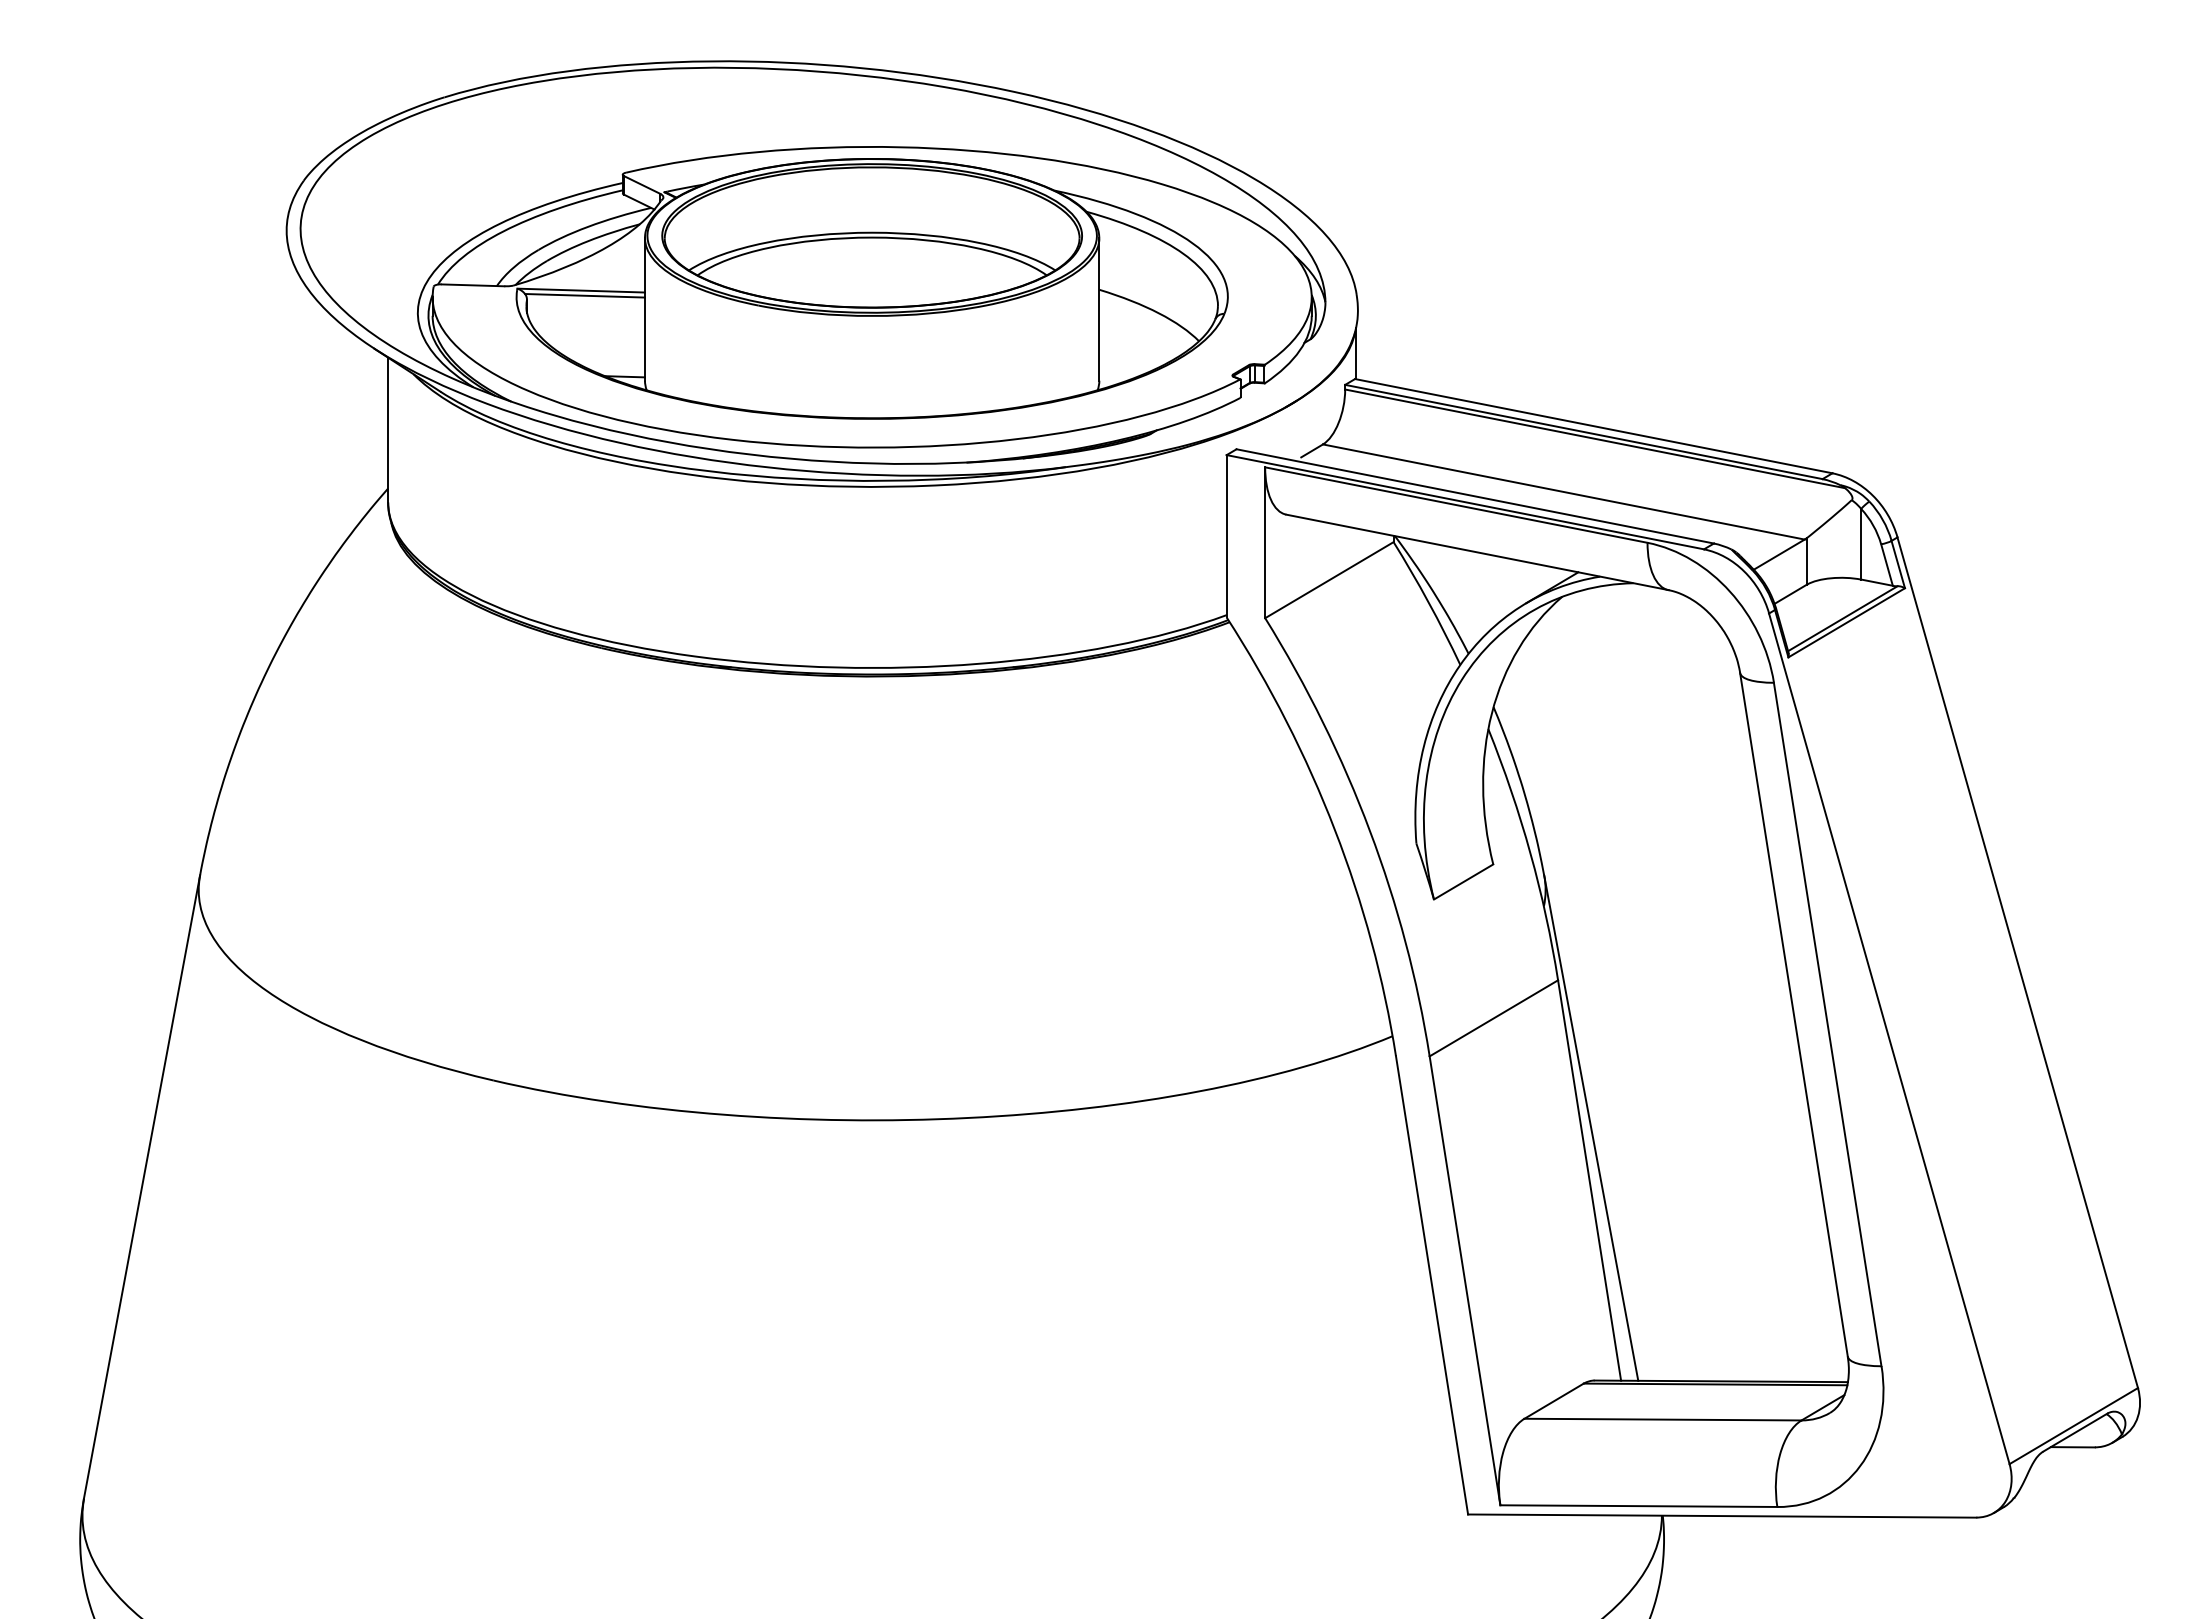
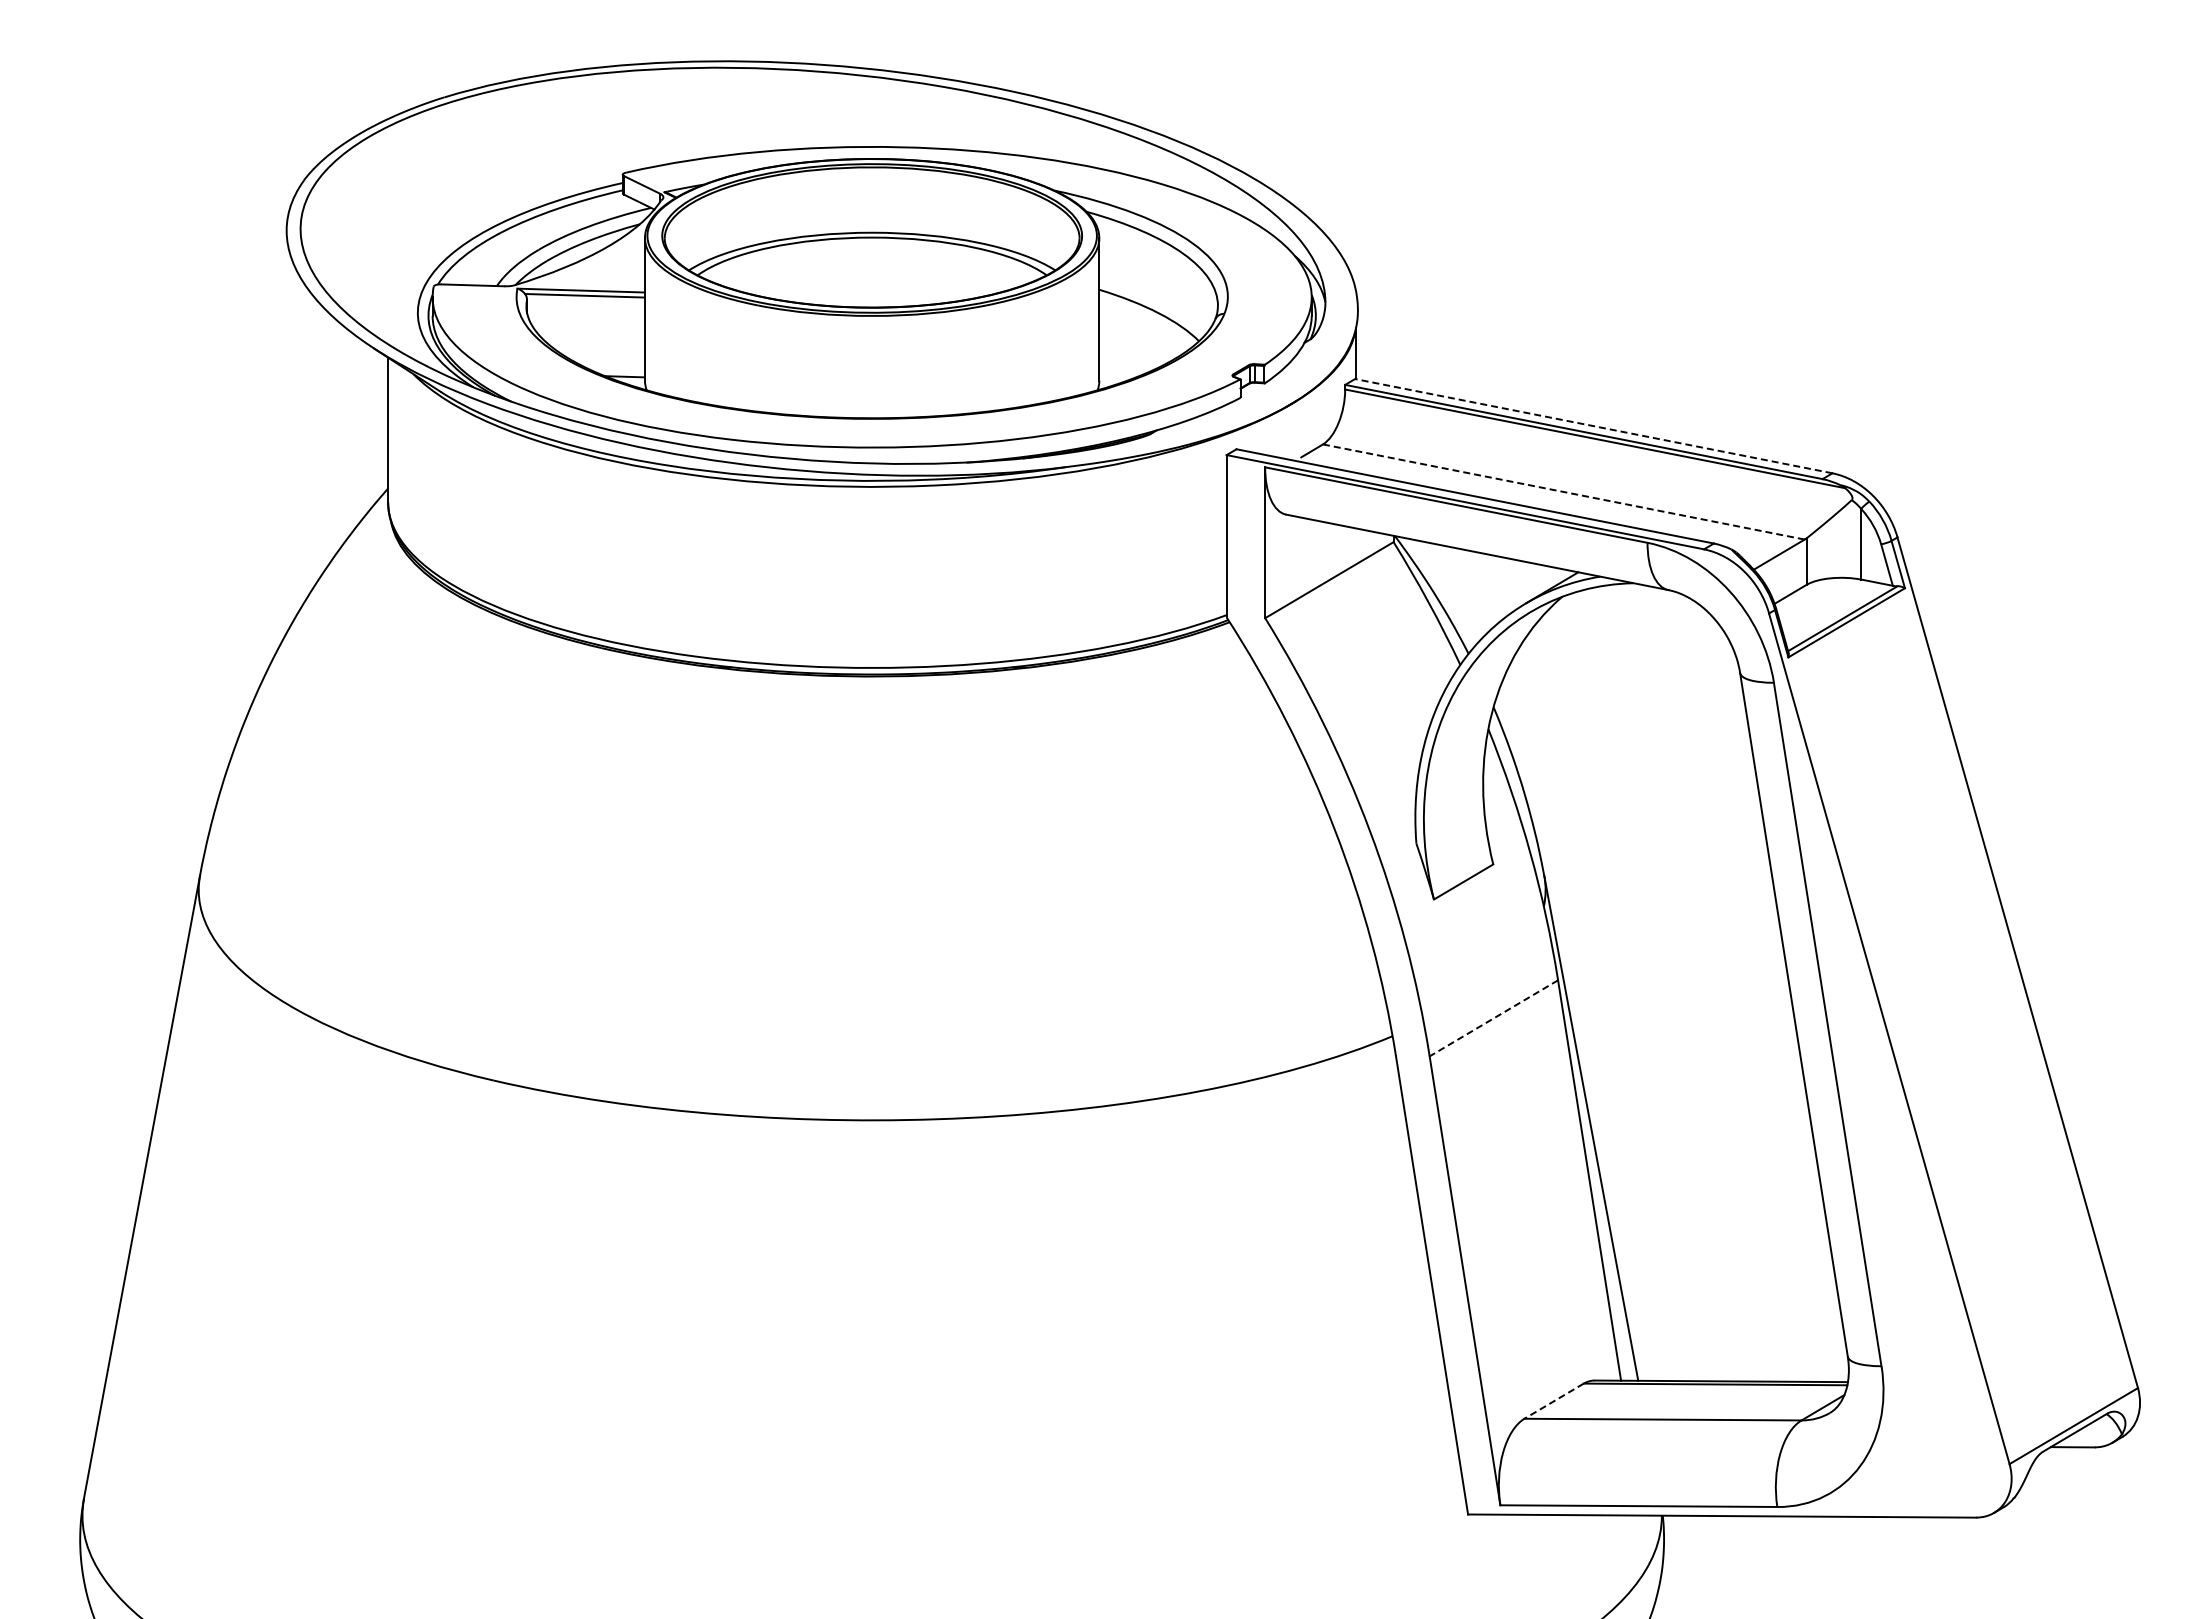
line: solid -> dashed (1593, 426)
line: solid -> dashed (1563, 492)
line: solid -> dashed (1493, 1018)
line: solid -> dashed (1553, 1401)
